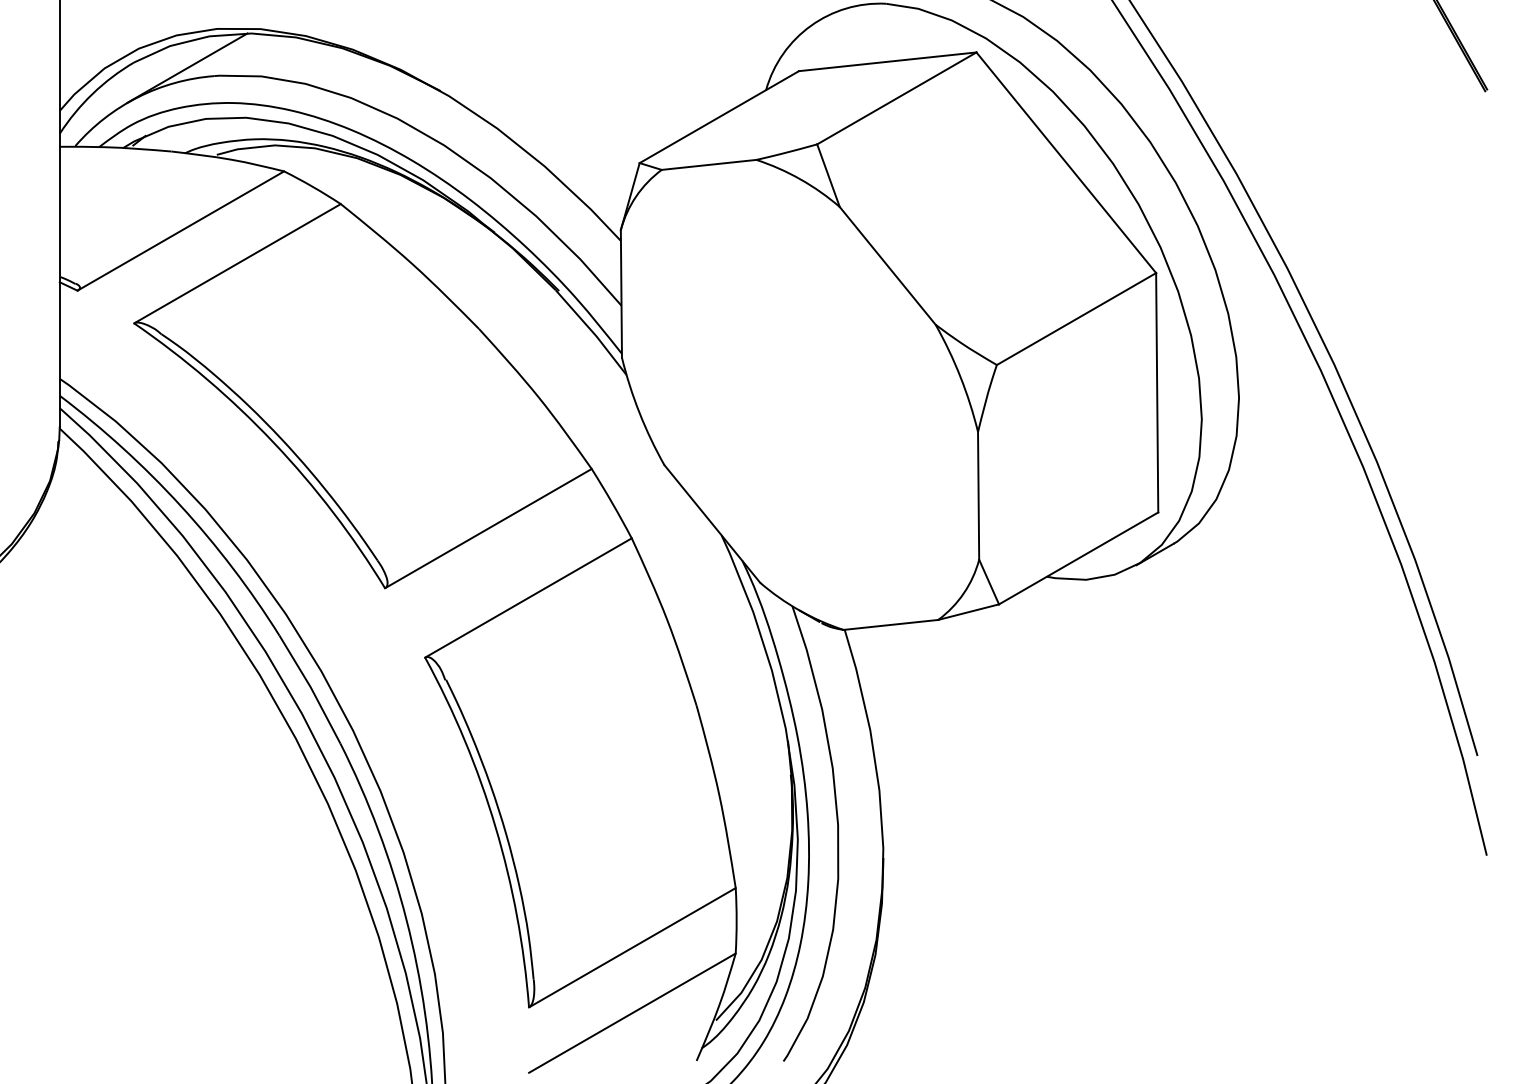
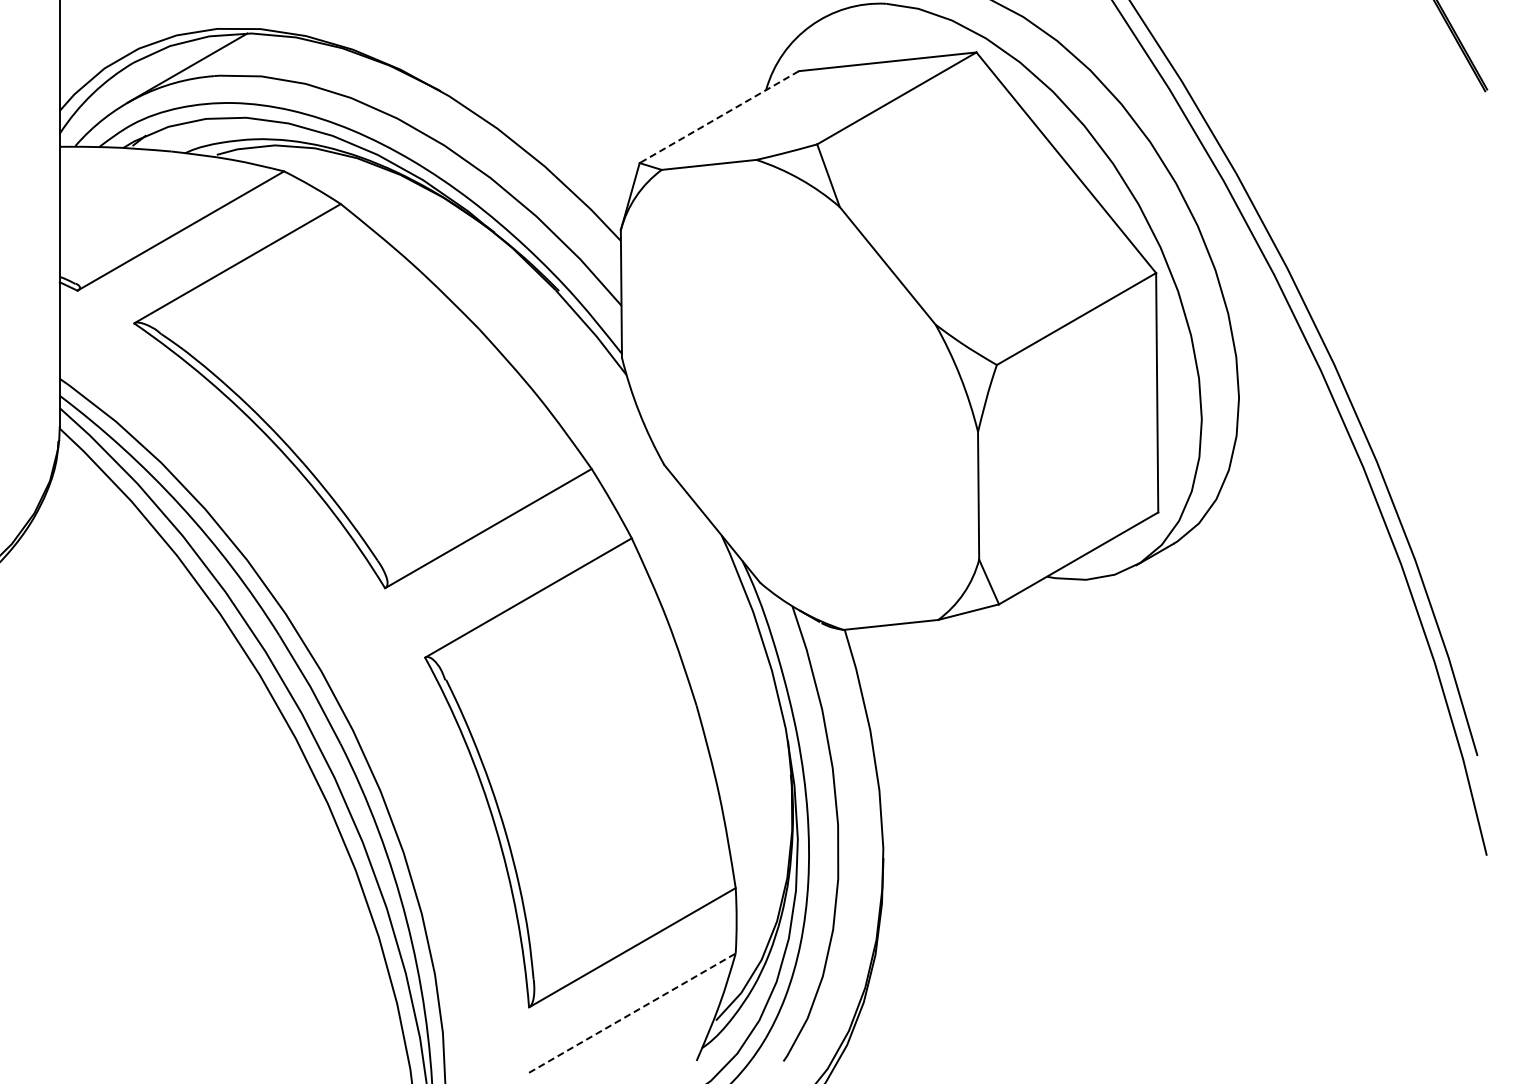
line: solid -> dashed (719, 117)
line: solid -> dashed (632, 1012)
